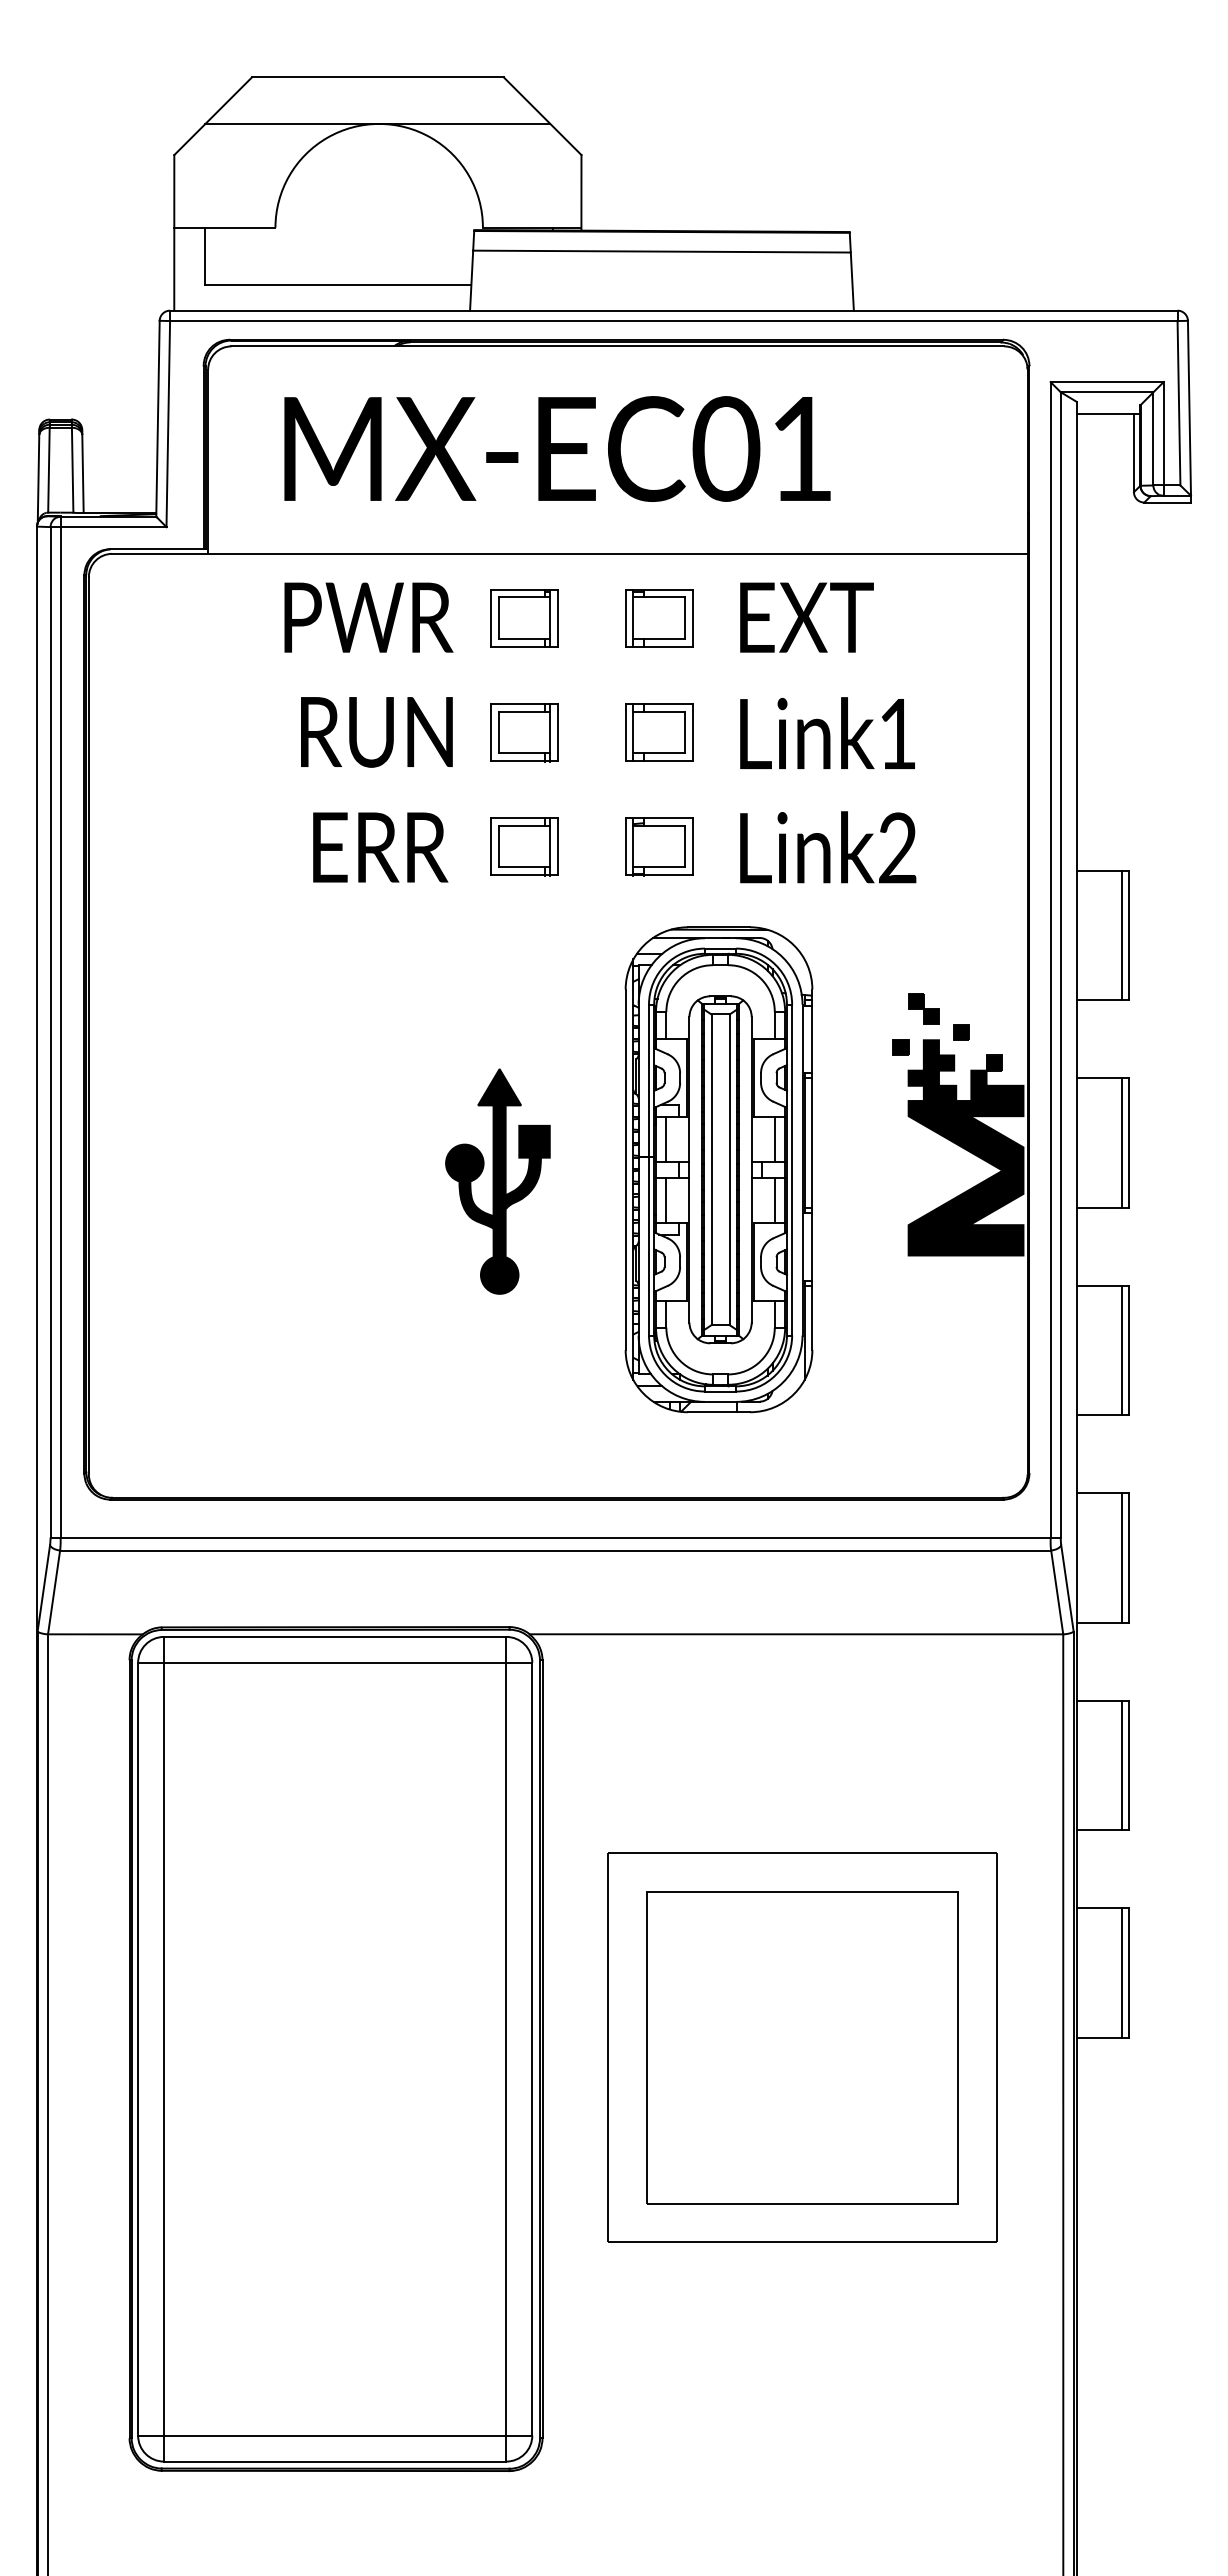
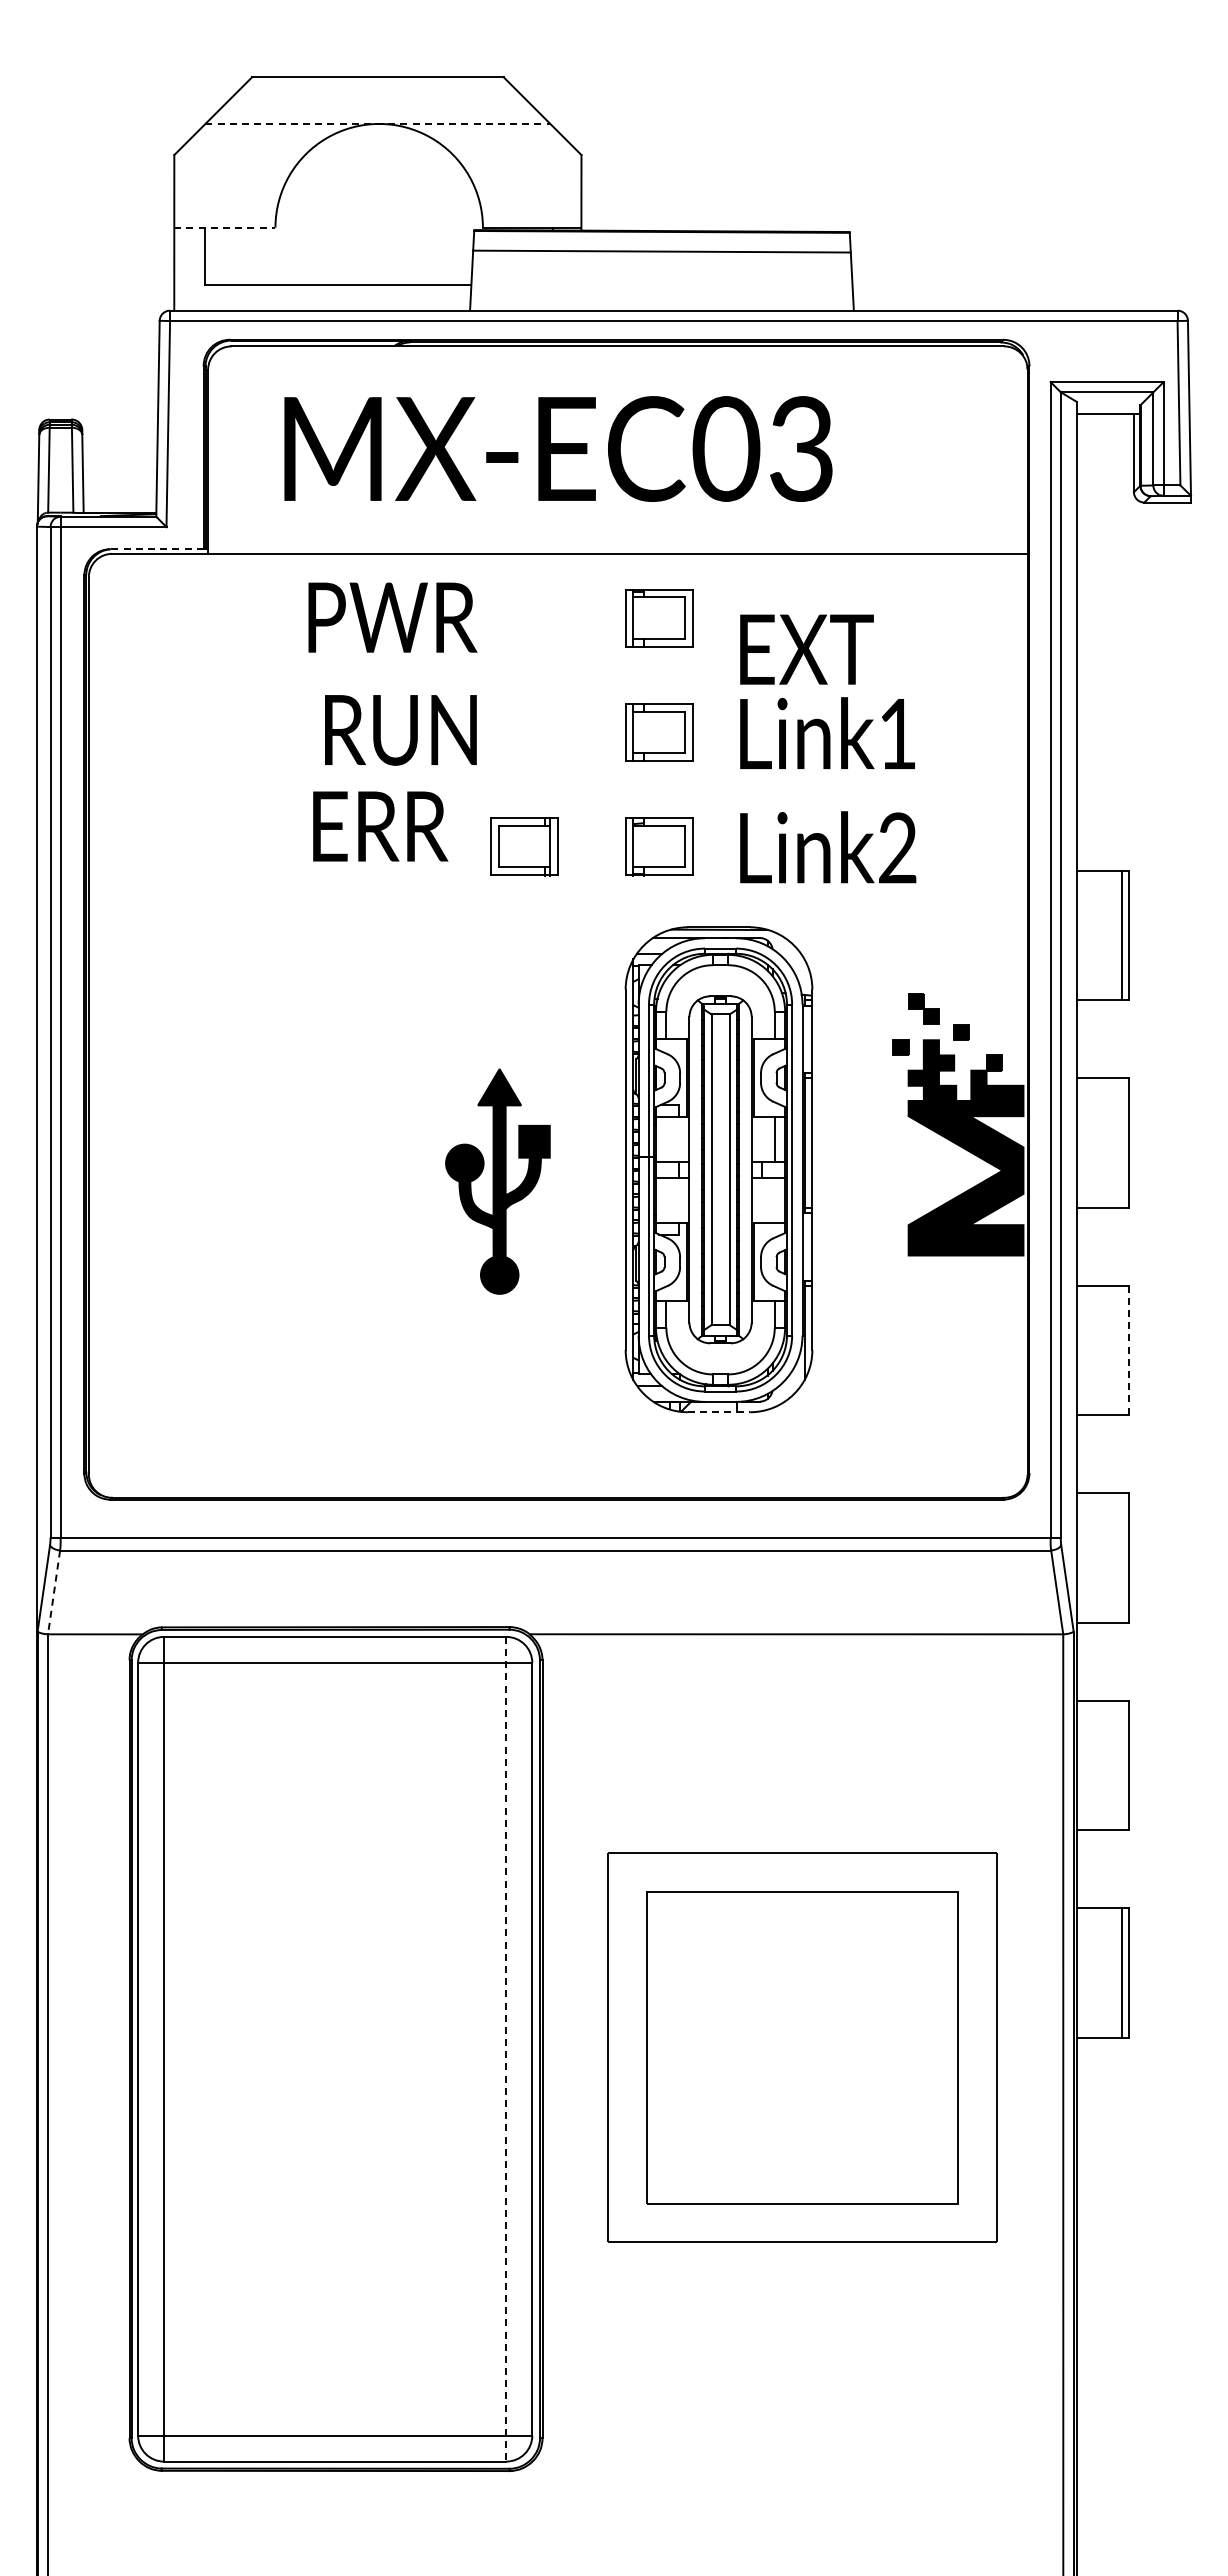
line: solid -> dashed (378, 123)
line: solid -> dashed (224, 227)
text: MX-EC01 -> MX-EC03 (801, 448)
line: solid -> dashed (157, 549)
text position: (368, 617) -> (392, 617) (392, 617)
text position: (806, 617) -> (806, 649) (806, 649)
part: present -> none (524, 618)
text position: (376, 732) -> (400, 730) (400, 730)
part: present -> none (524, 732)
text position: (380, 847) -> (380, 826) (380, 826)
line: present -> none (666, 1139)
line: present -> none (1121, 1142)
line: present -> none (666, 1199)
line: present -> none (774, 1199)
line: present -> none (1121, 1350)
line: solid -> dashed (1129, 1350)
line: solid -> dashed (719, 1412)
line: present -> none (1121, 1557)
line: solid -> dashed (54, 1592)
line: present -> none (1121, 1765)
line: solid -> dashed (506, 2049)
